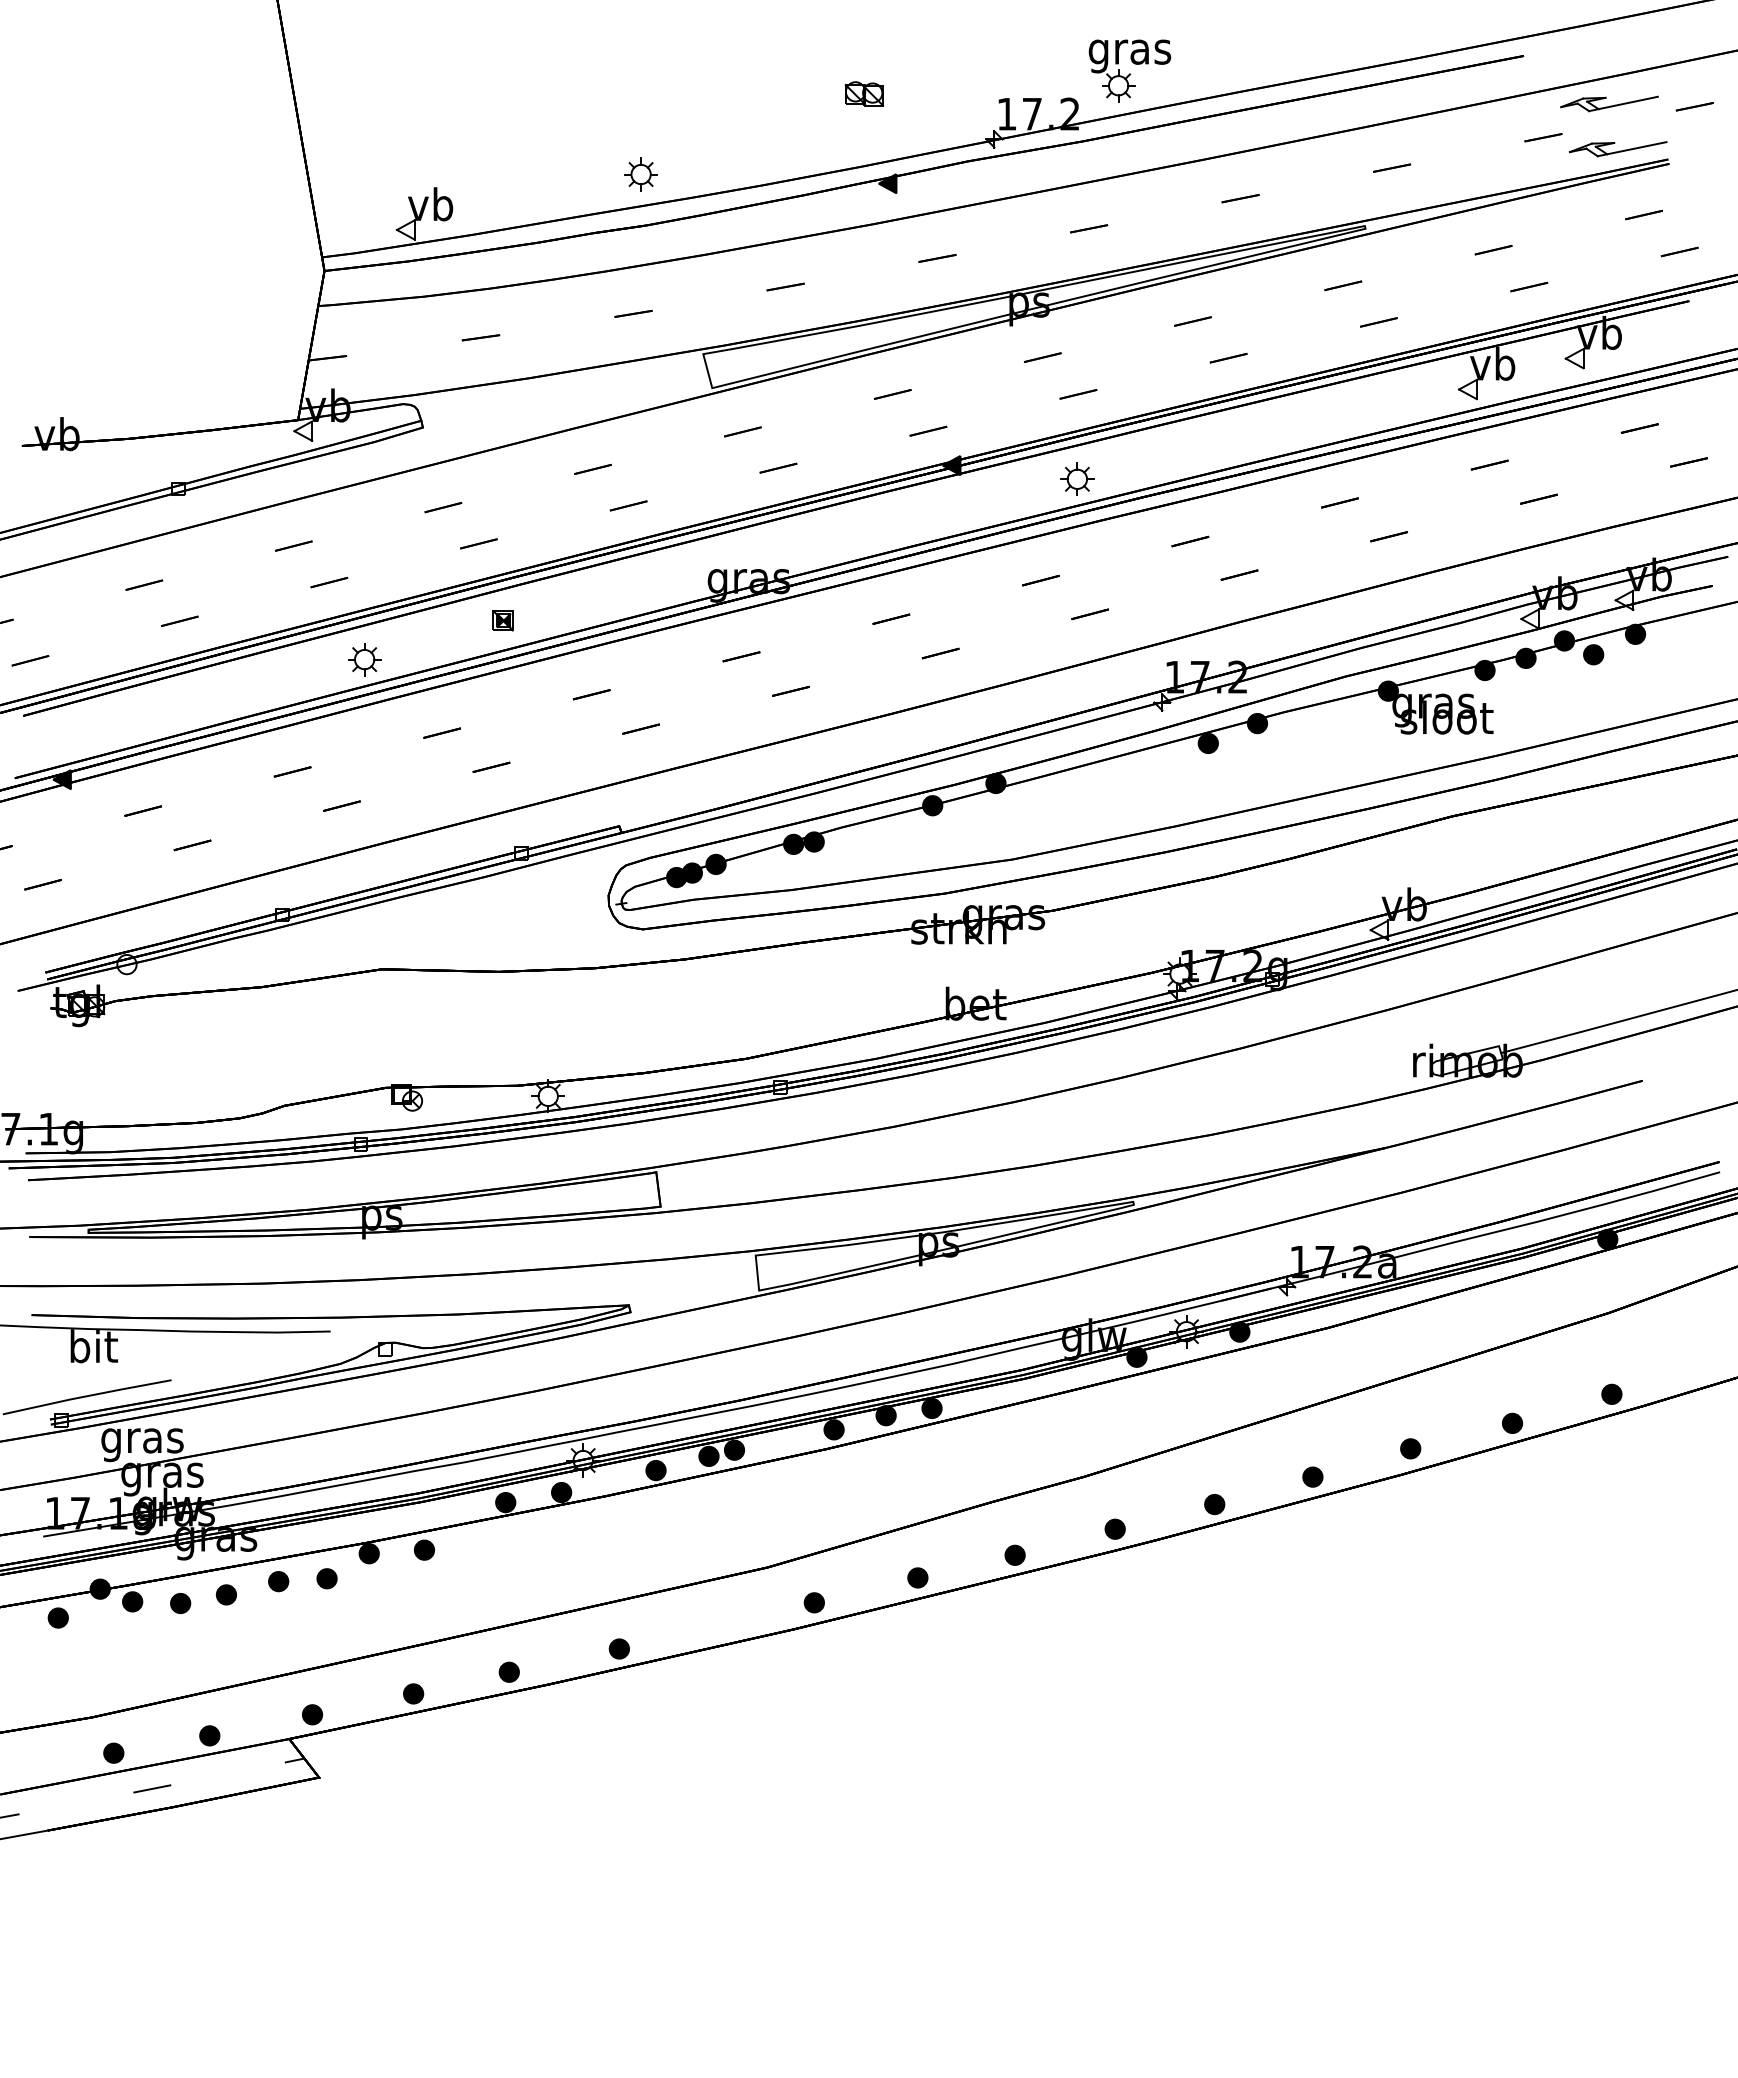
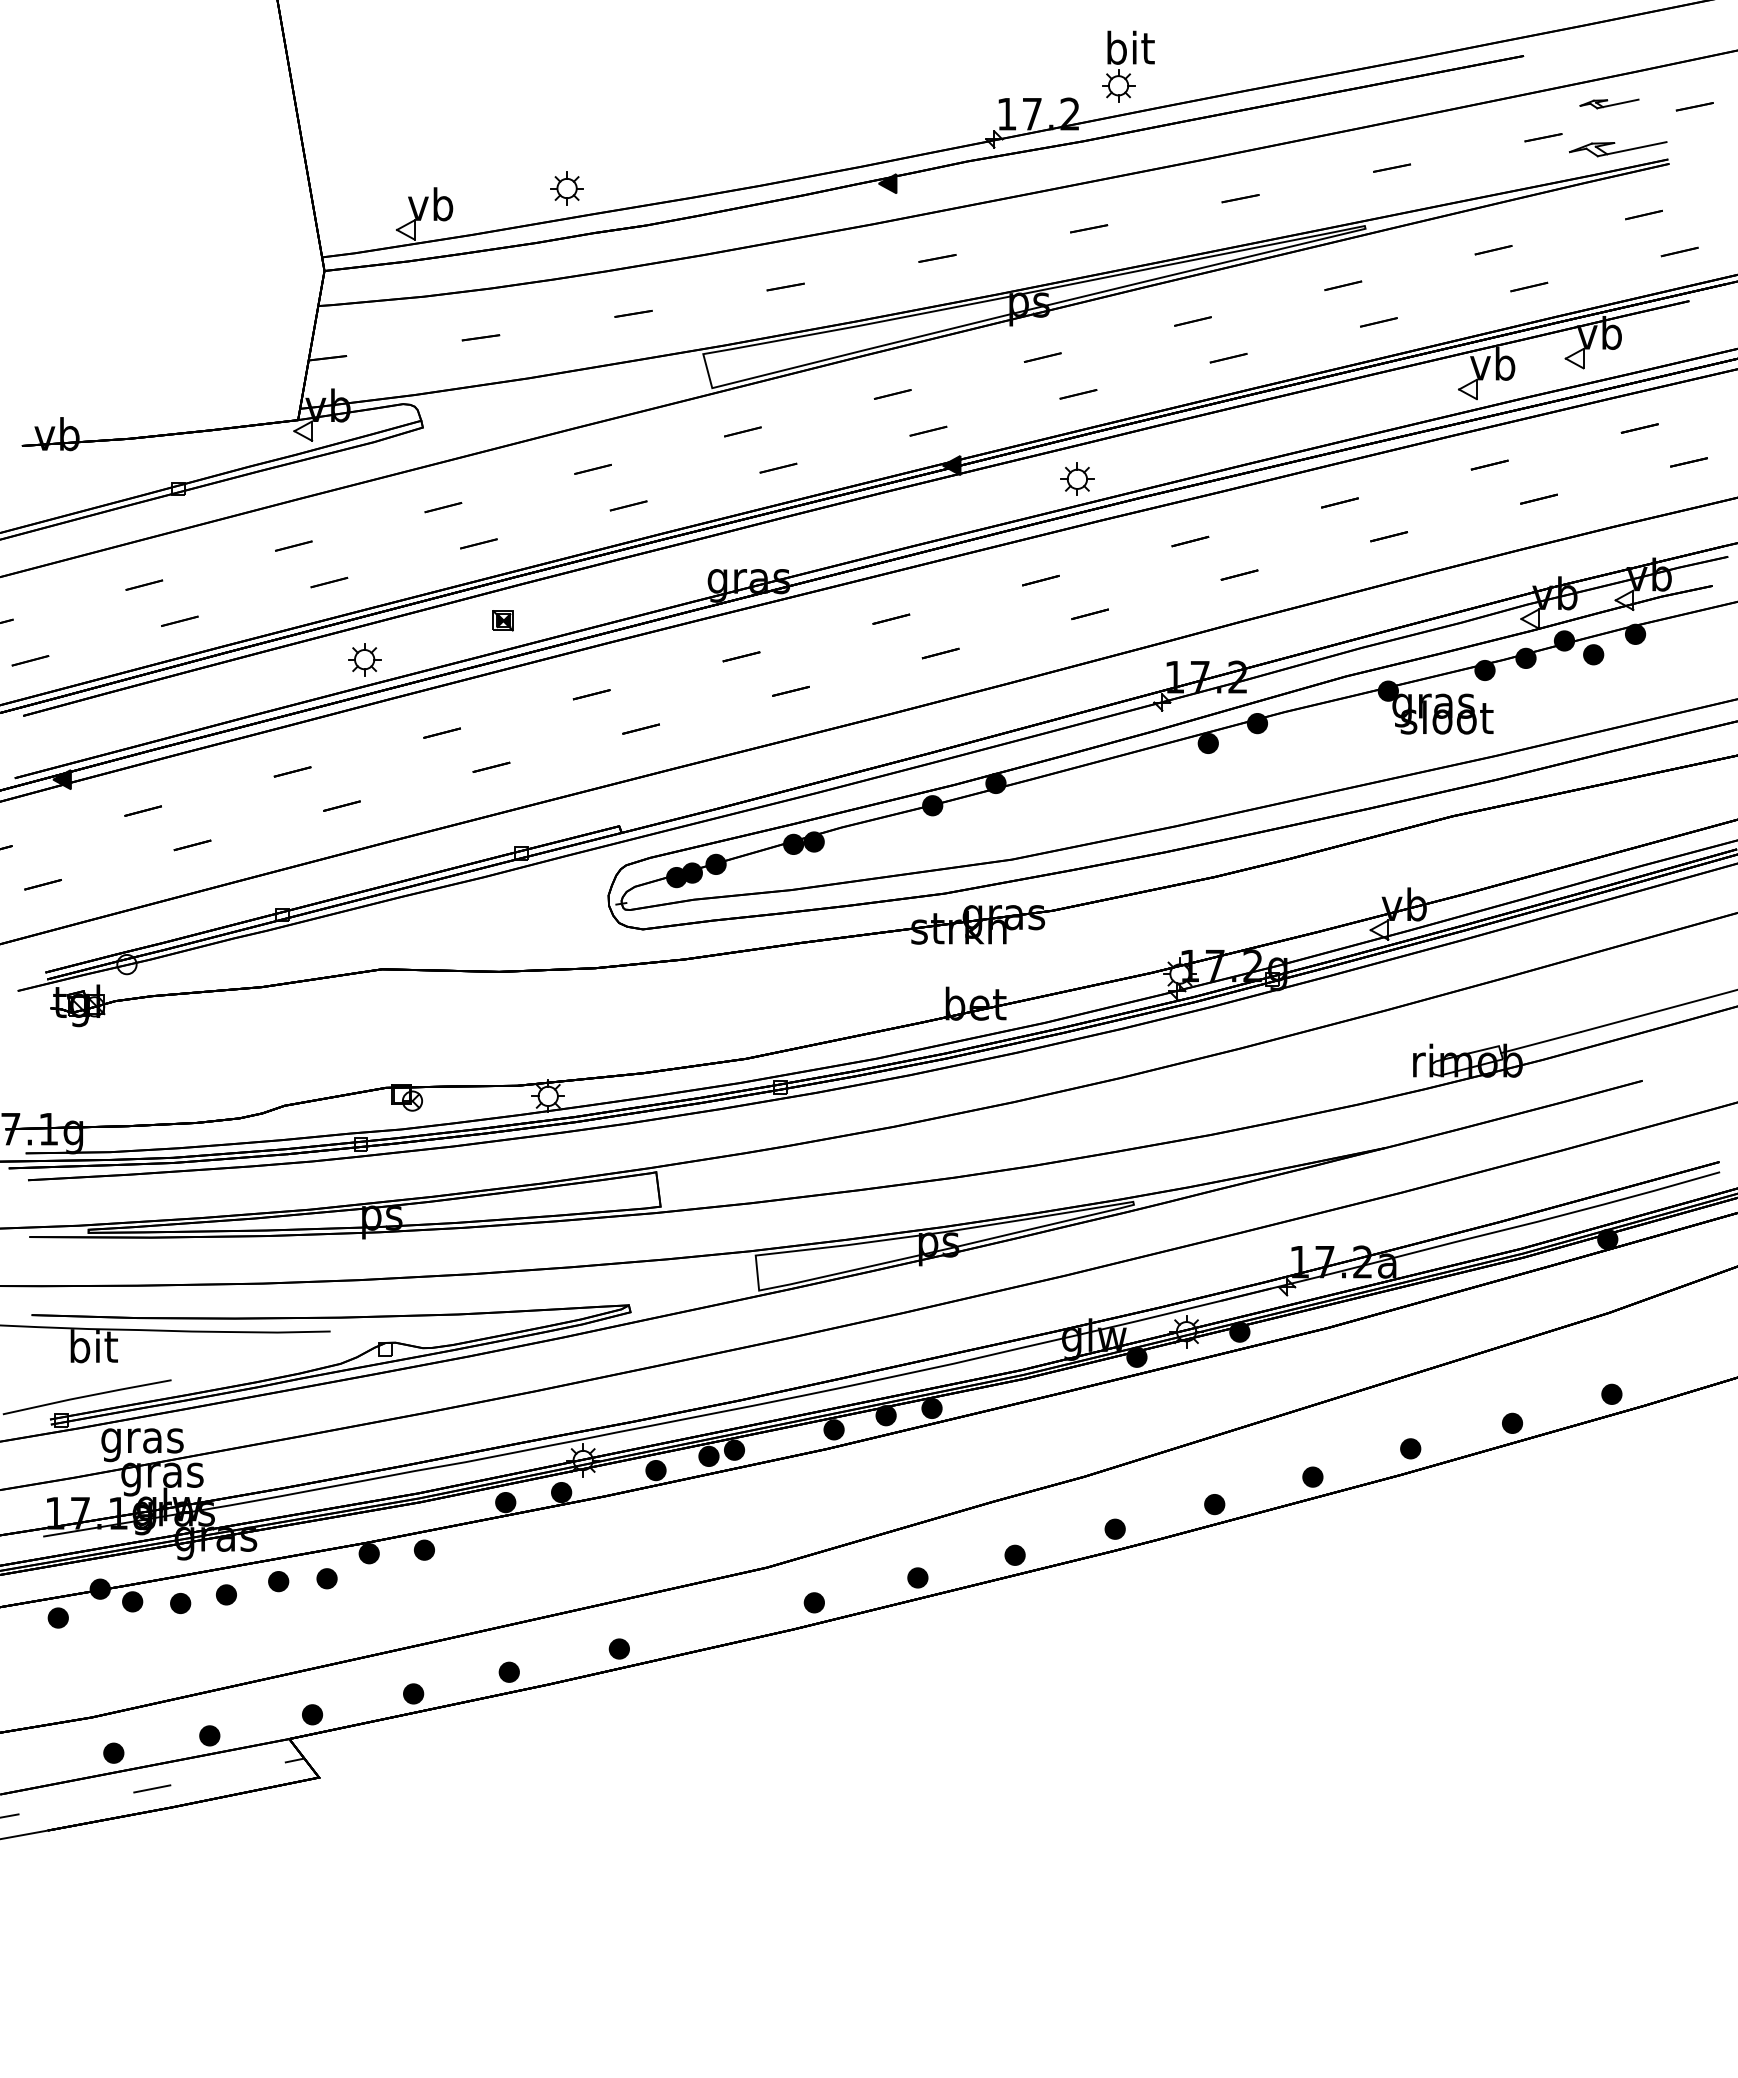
text: gras -> bit (1129, 51)
part: present -> none (864, 93)
part size: 99x18 px -> 61x12 px (1609, 103)
part position: (640, 174) -> (566, 188) (566, 188)
